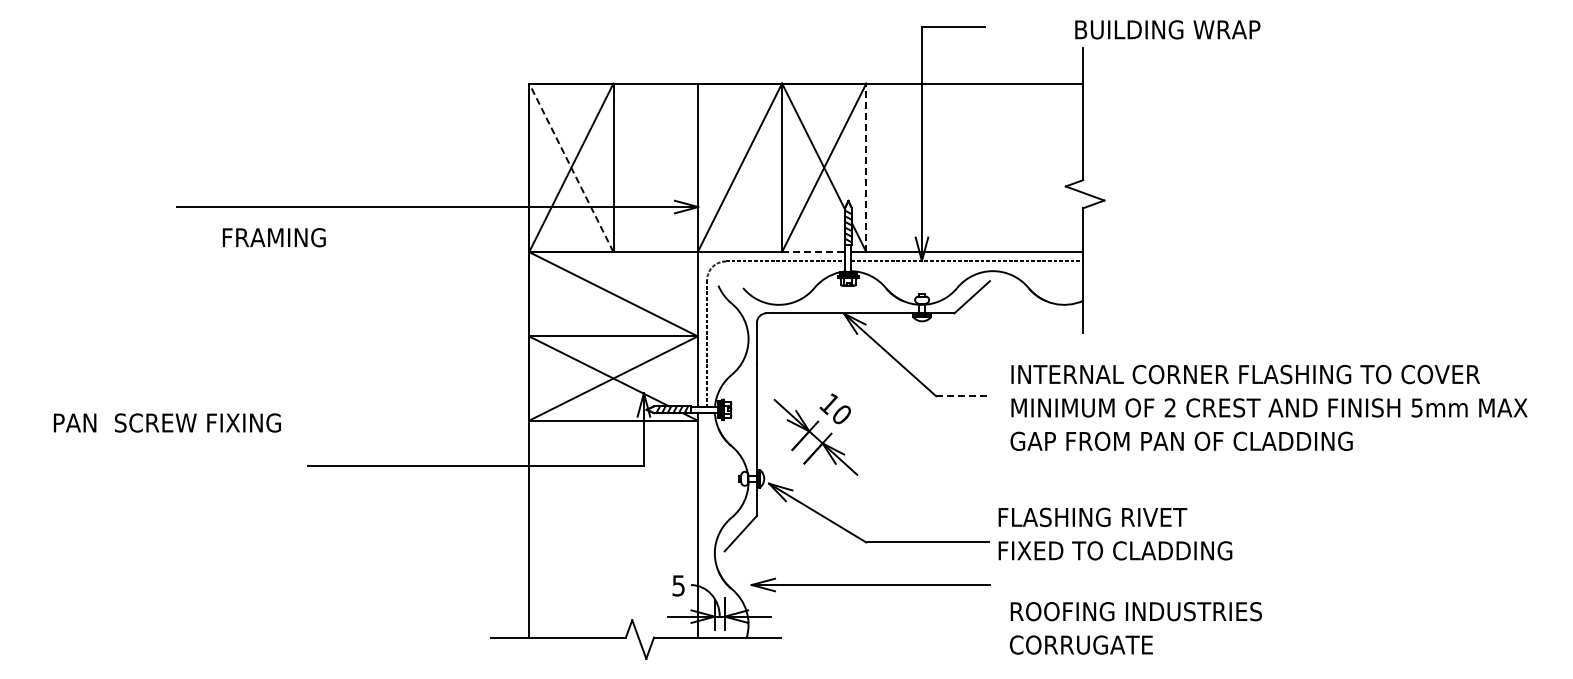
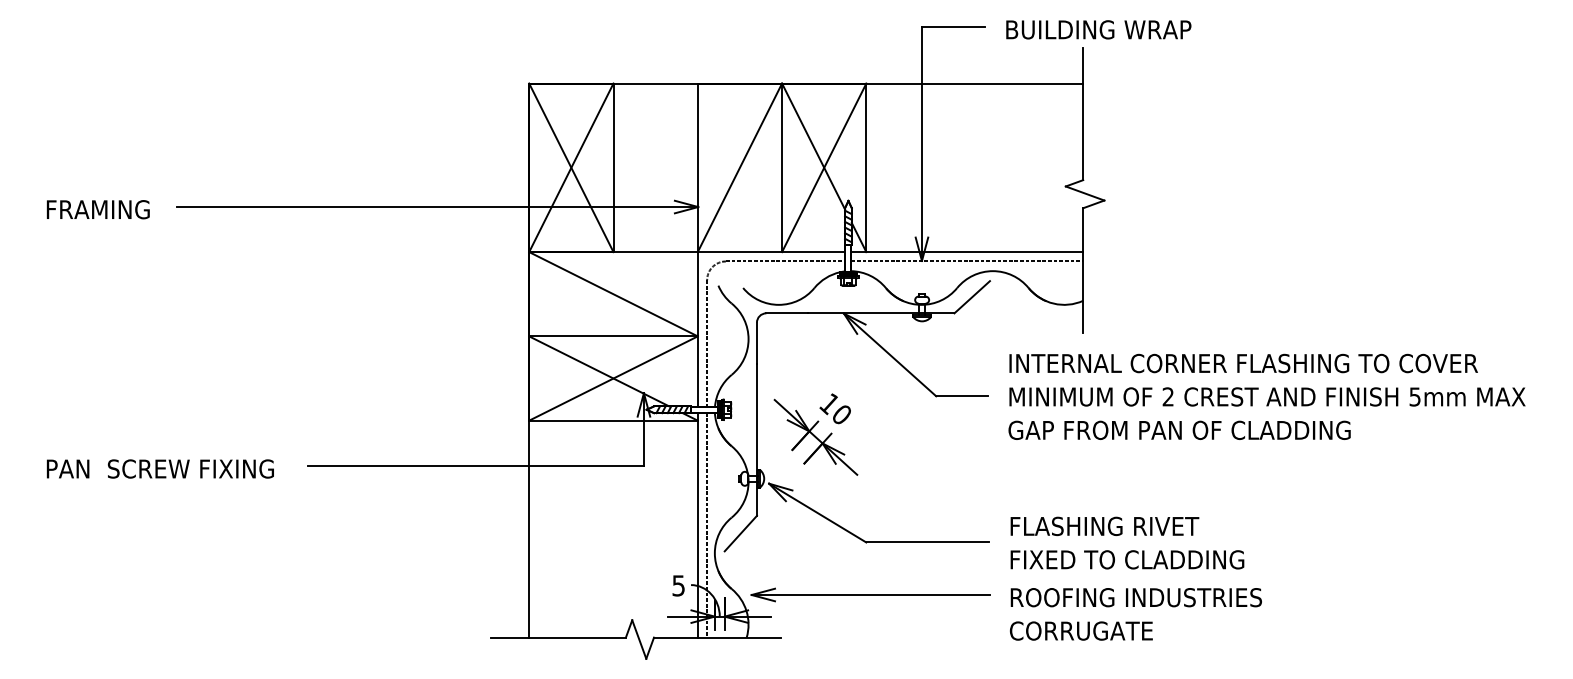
text position: (1167, 29) -> (1098, 29) (1098, 29)
line: dashed -> solid (571, 167)
line: dashed -> solid (866, 167)
text position: (273, 237) -> (97, 209) (97, 209)
line: dashed -> solid (813, 252)
line: dashed -> solid (962, 396)
text position: (1268, 407) -> (1266, 396) (1266, 396)
text position: (166, 422) -> (159, 468) (159, 468)
line: none -> present (707, 524)
text position: (1115, 533) -> (1127, 542) (1127, 542)
part position: (870, 584) -> (870, 594) (870, 594)
text position: (1135, 628) -> (1135, 614) (1135, 614)
